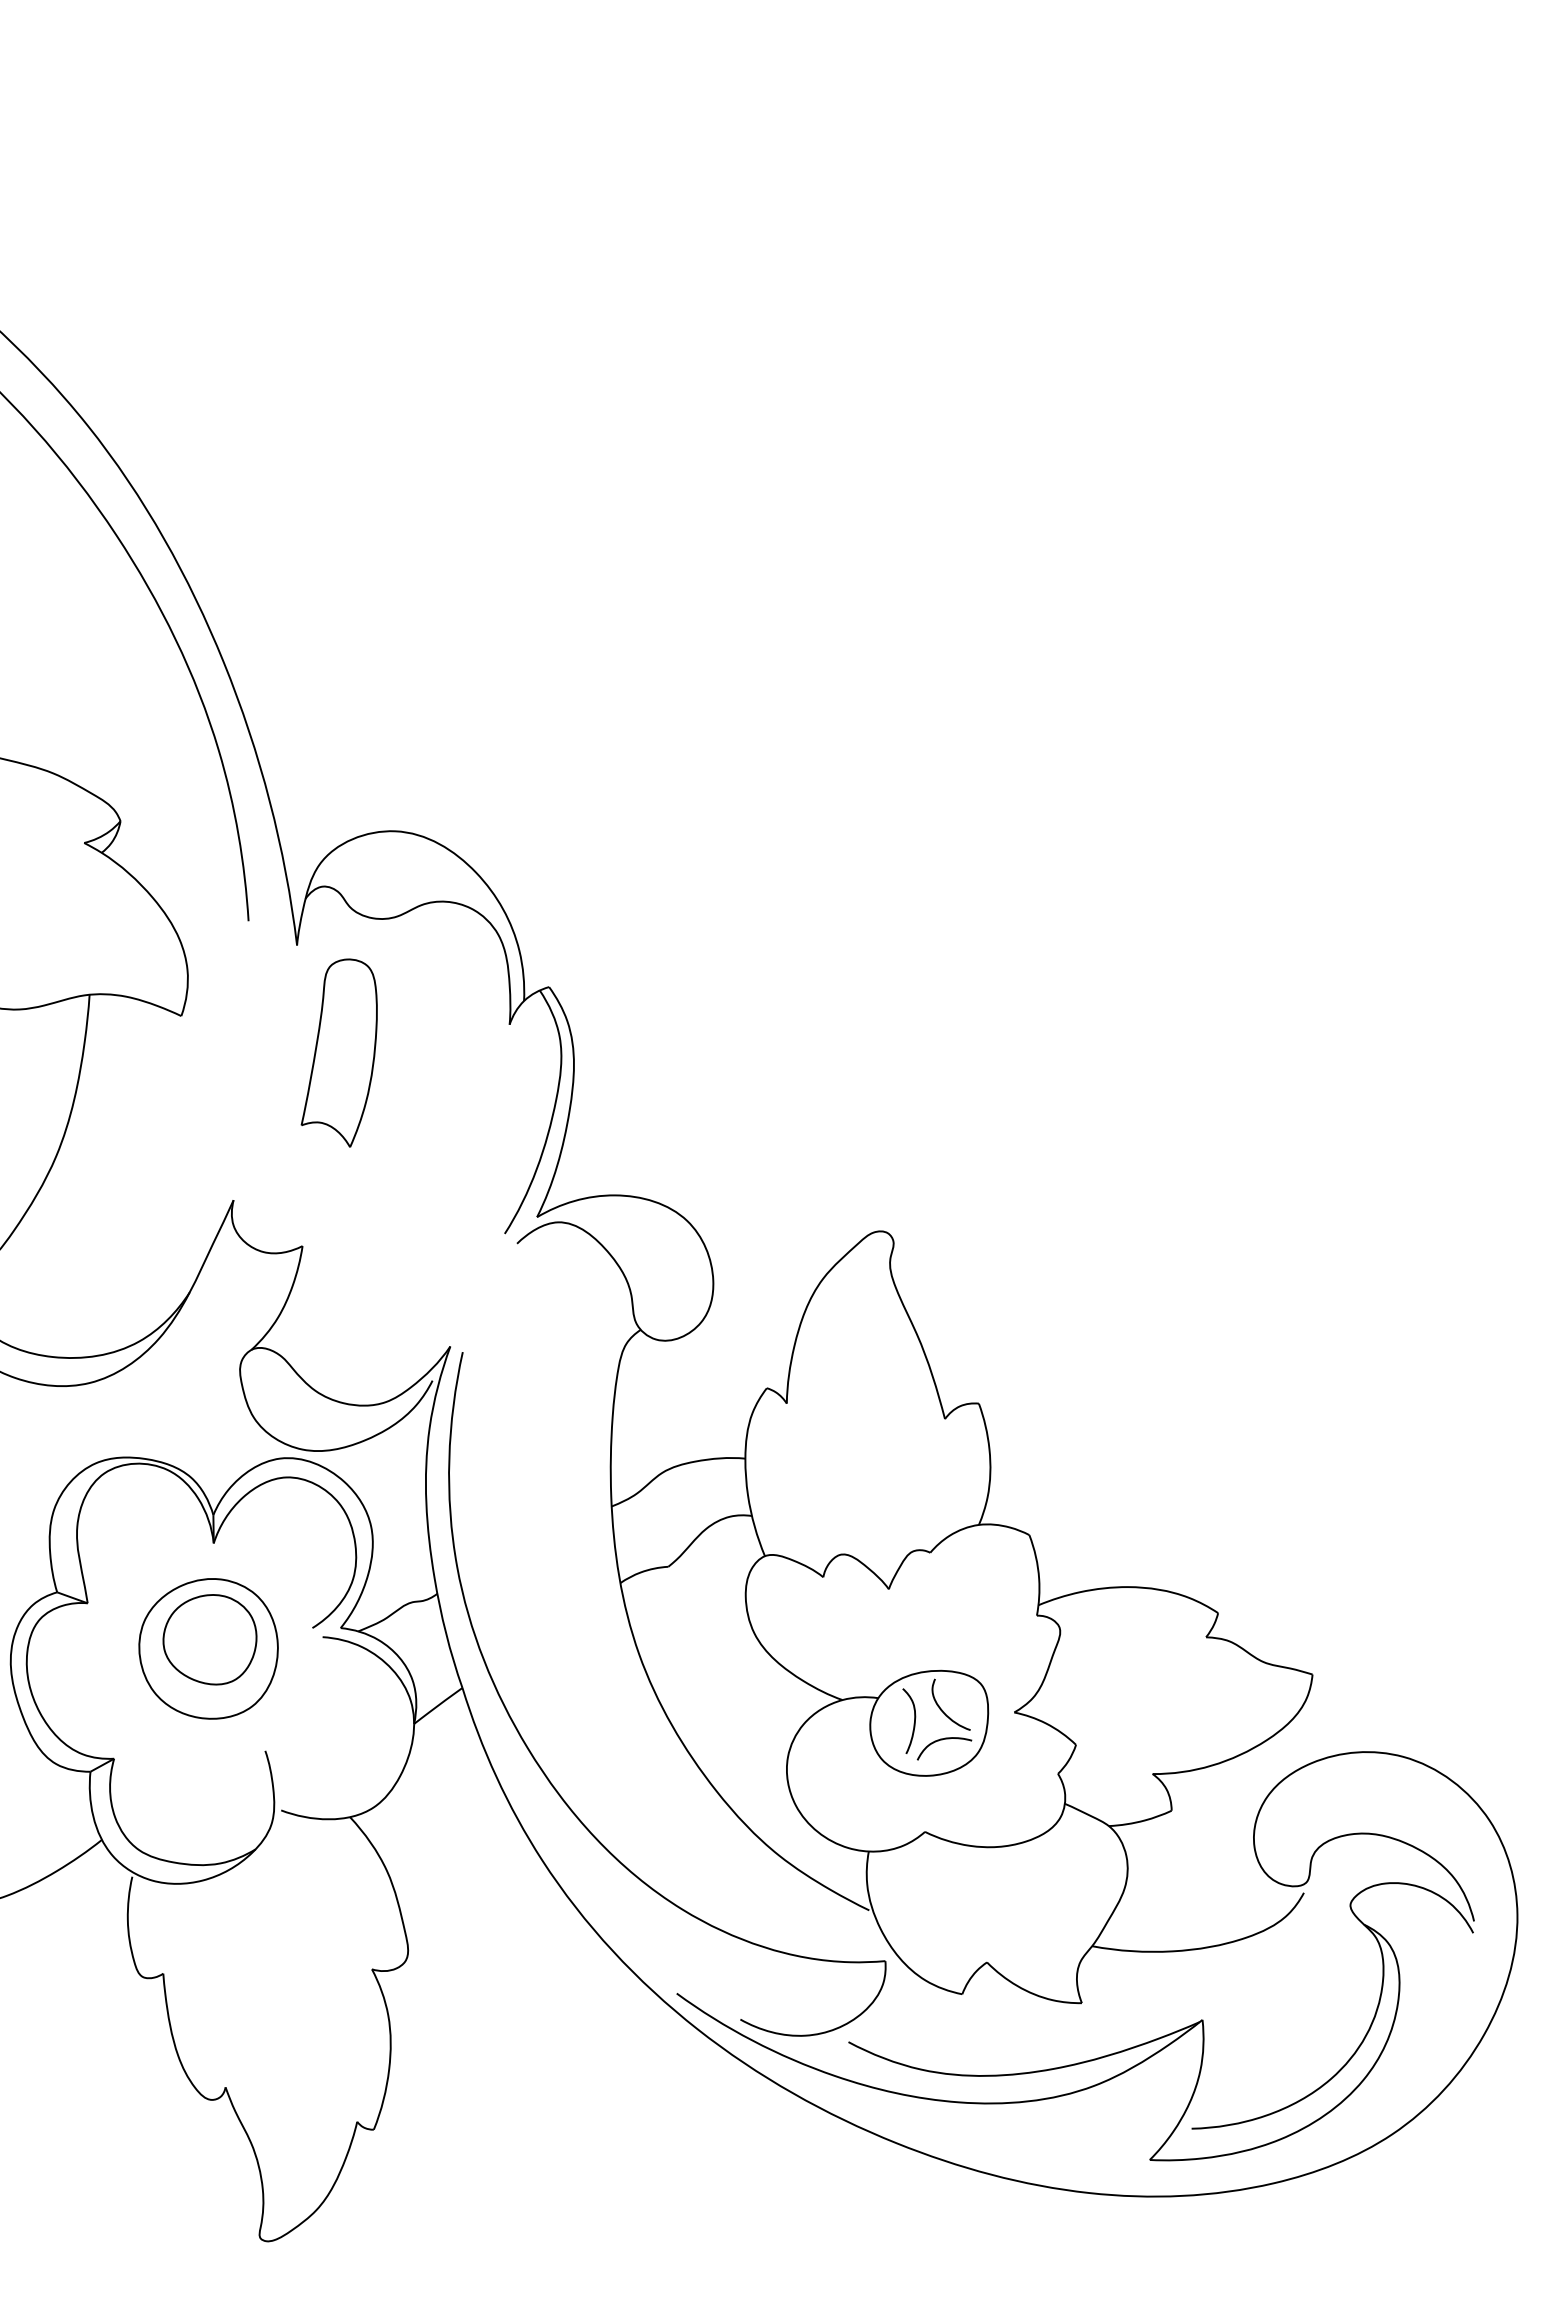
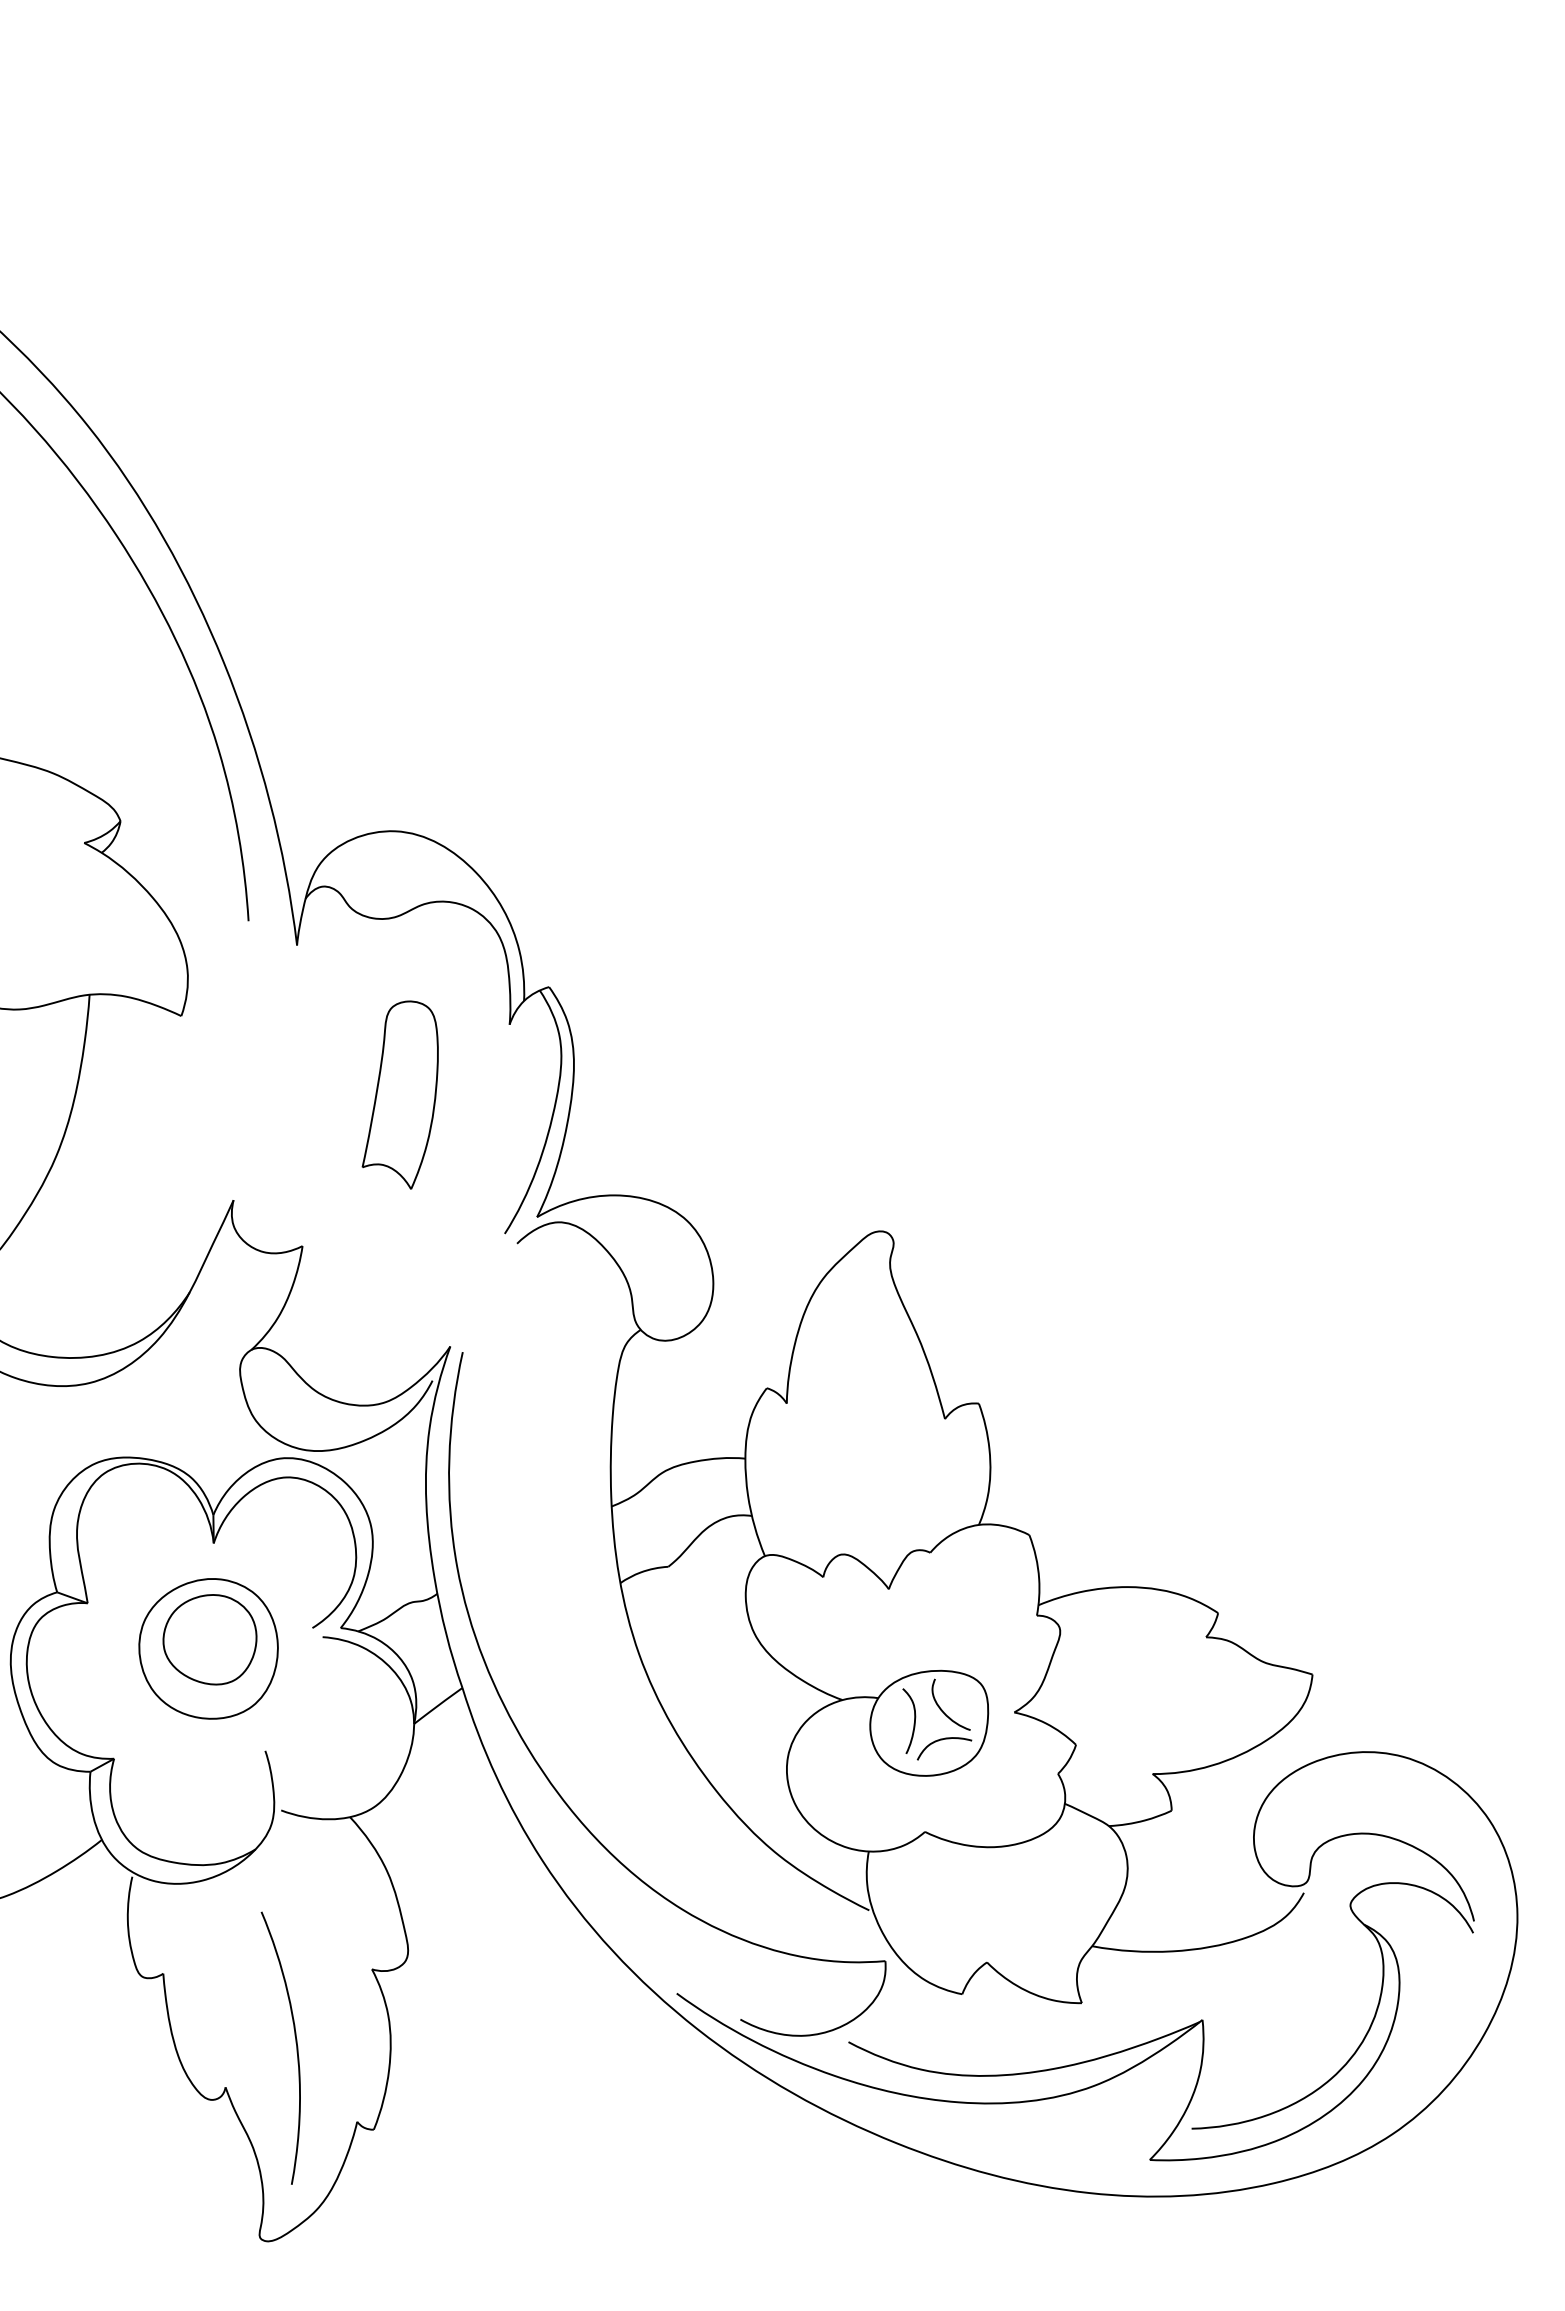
part position: (338, 1052) -> (399, 1094) (399, 1094)
curve: none -> present (295, 2043)
